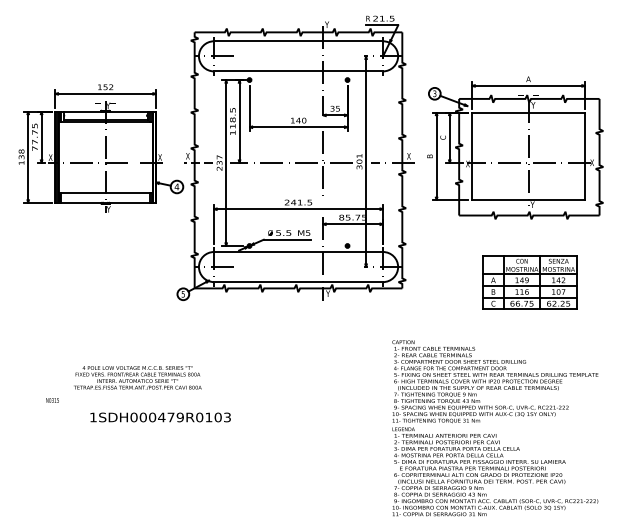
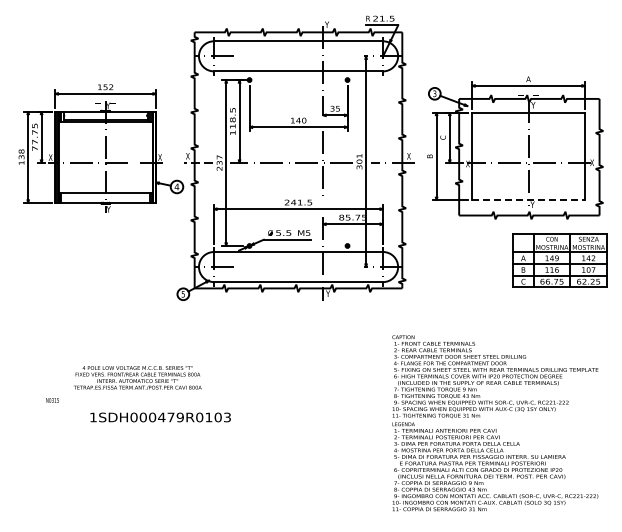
line: solid -> dashed (529, 200)
part position: (529, 282) -> (559, 260) (559, 260)
text position: (495, 428) -> (495, 423) (495, 423)
